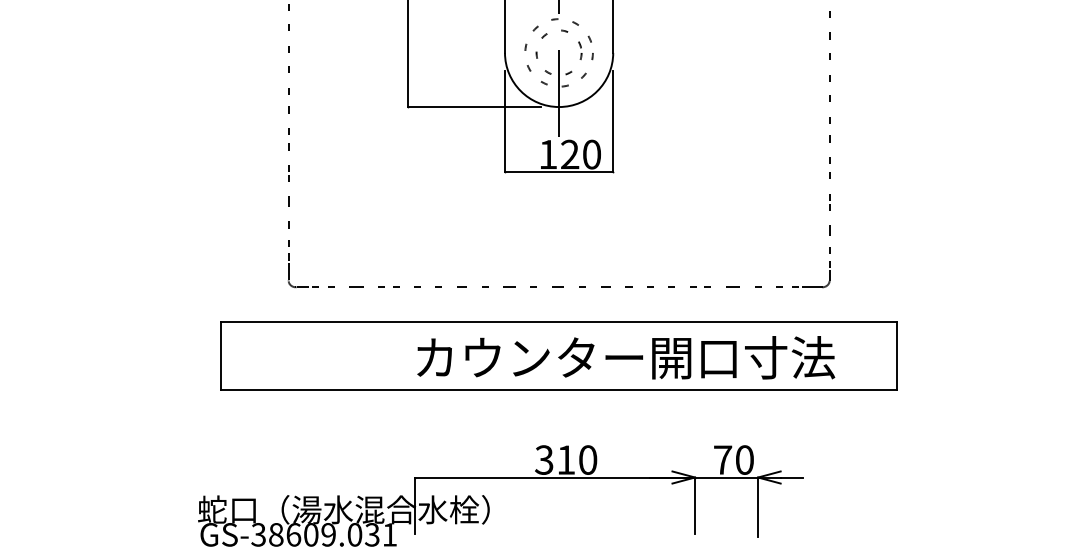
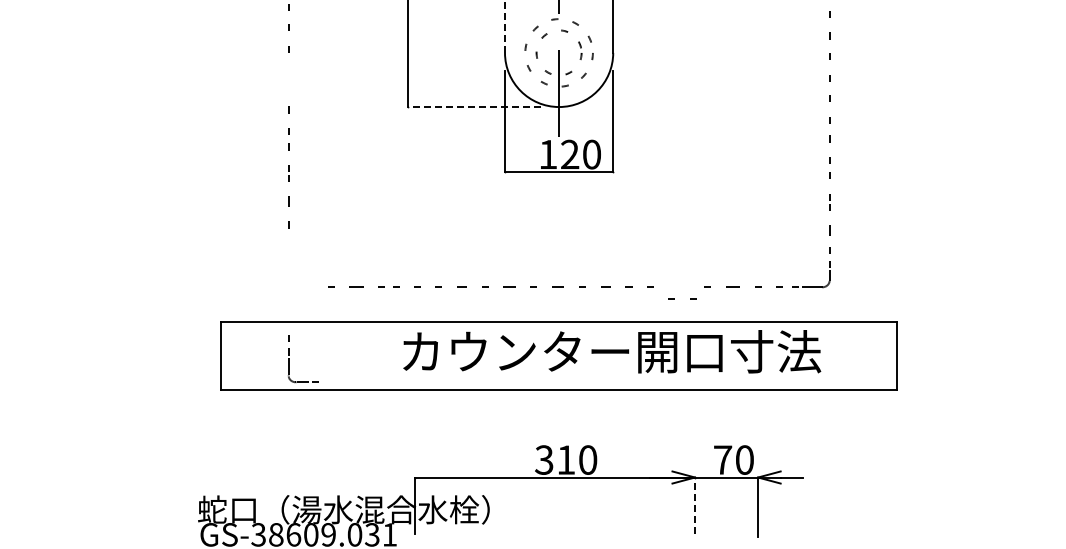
line: solid -> dashed (505, 25)
line: present -> none (288, 72)
line: solid -> dashed (474, 107)
part position: (289, 264) -> (289, 359) (289, 359)
line position: (674, 286) -> (674, 298) (674, 298)
text position: (626, 357) -> (612, 351) (612, 351)
line: solid -> dashed (695, 505)
